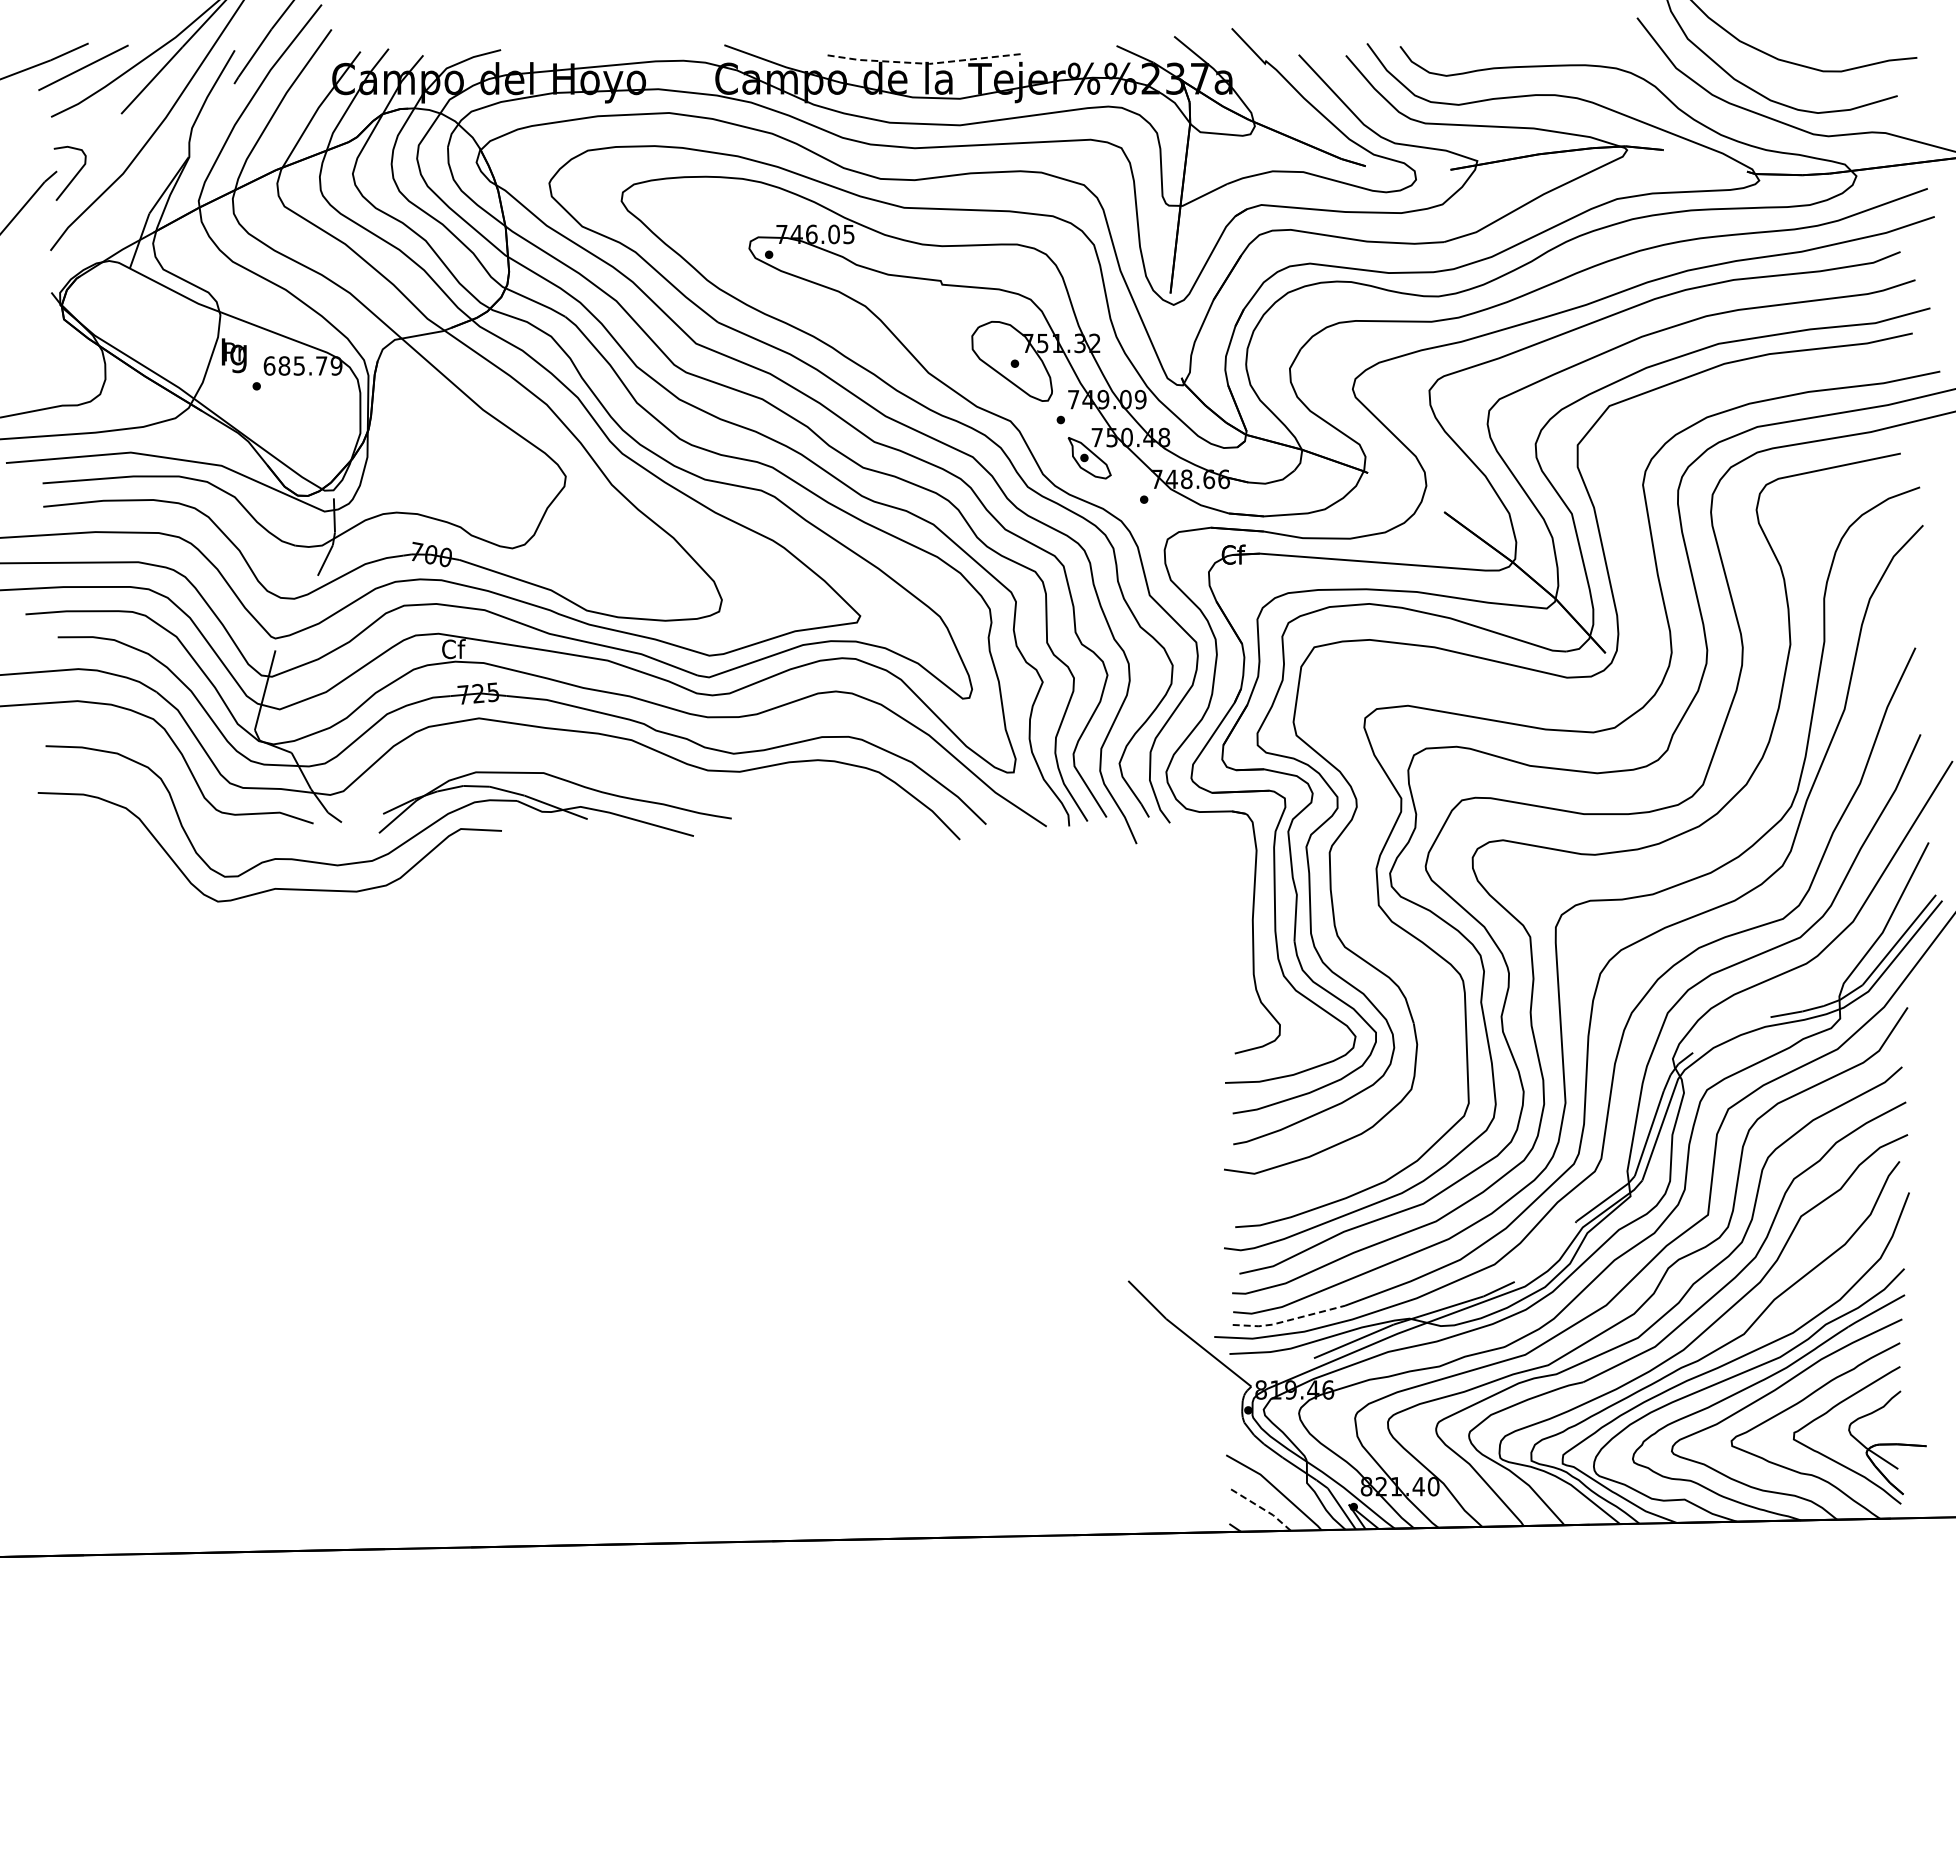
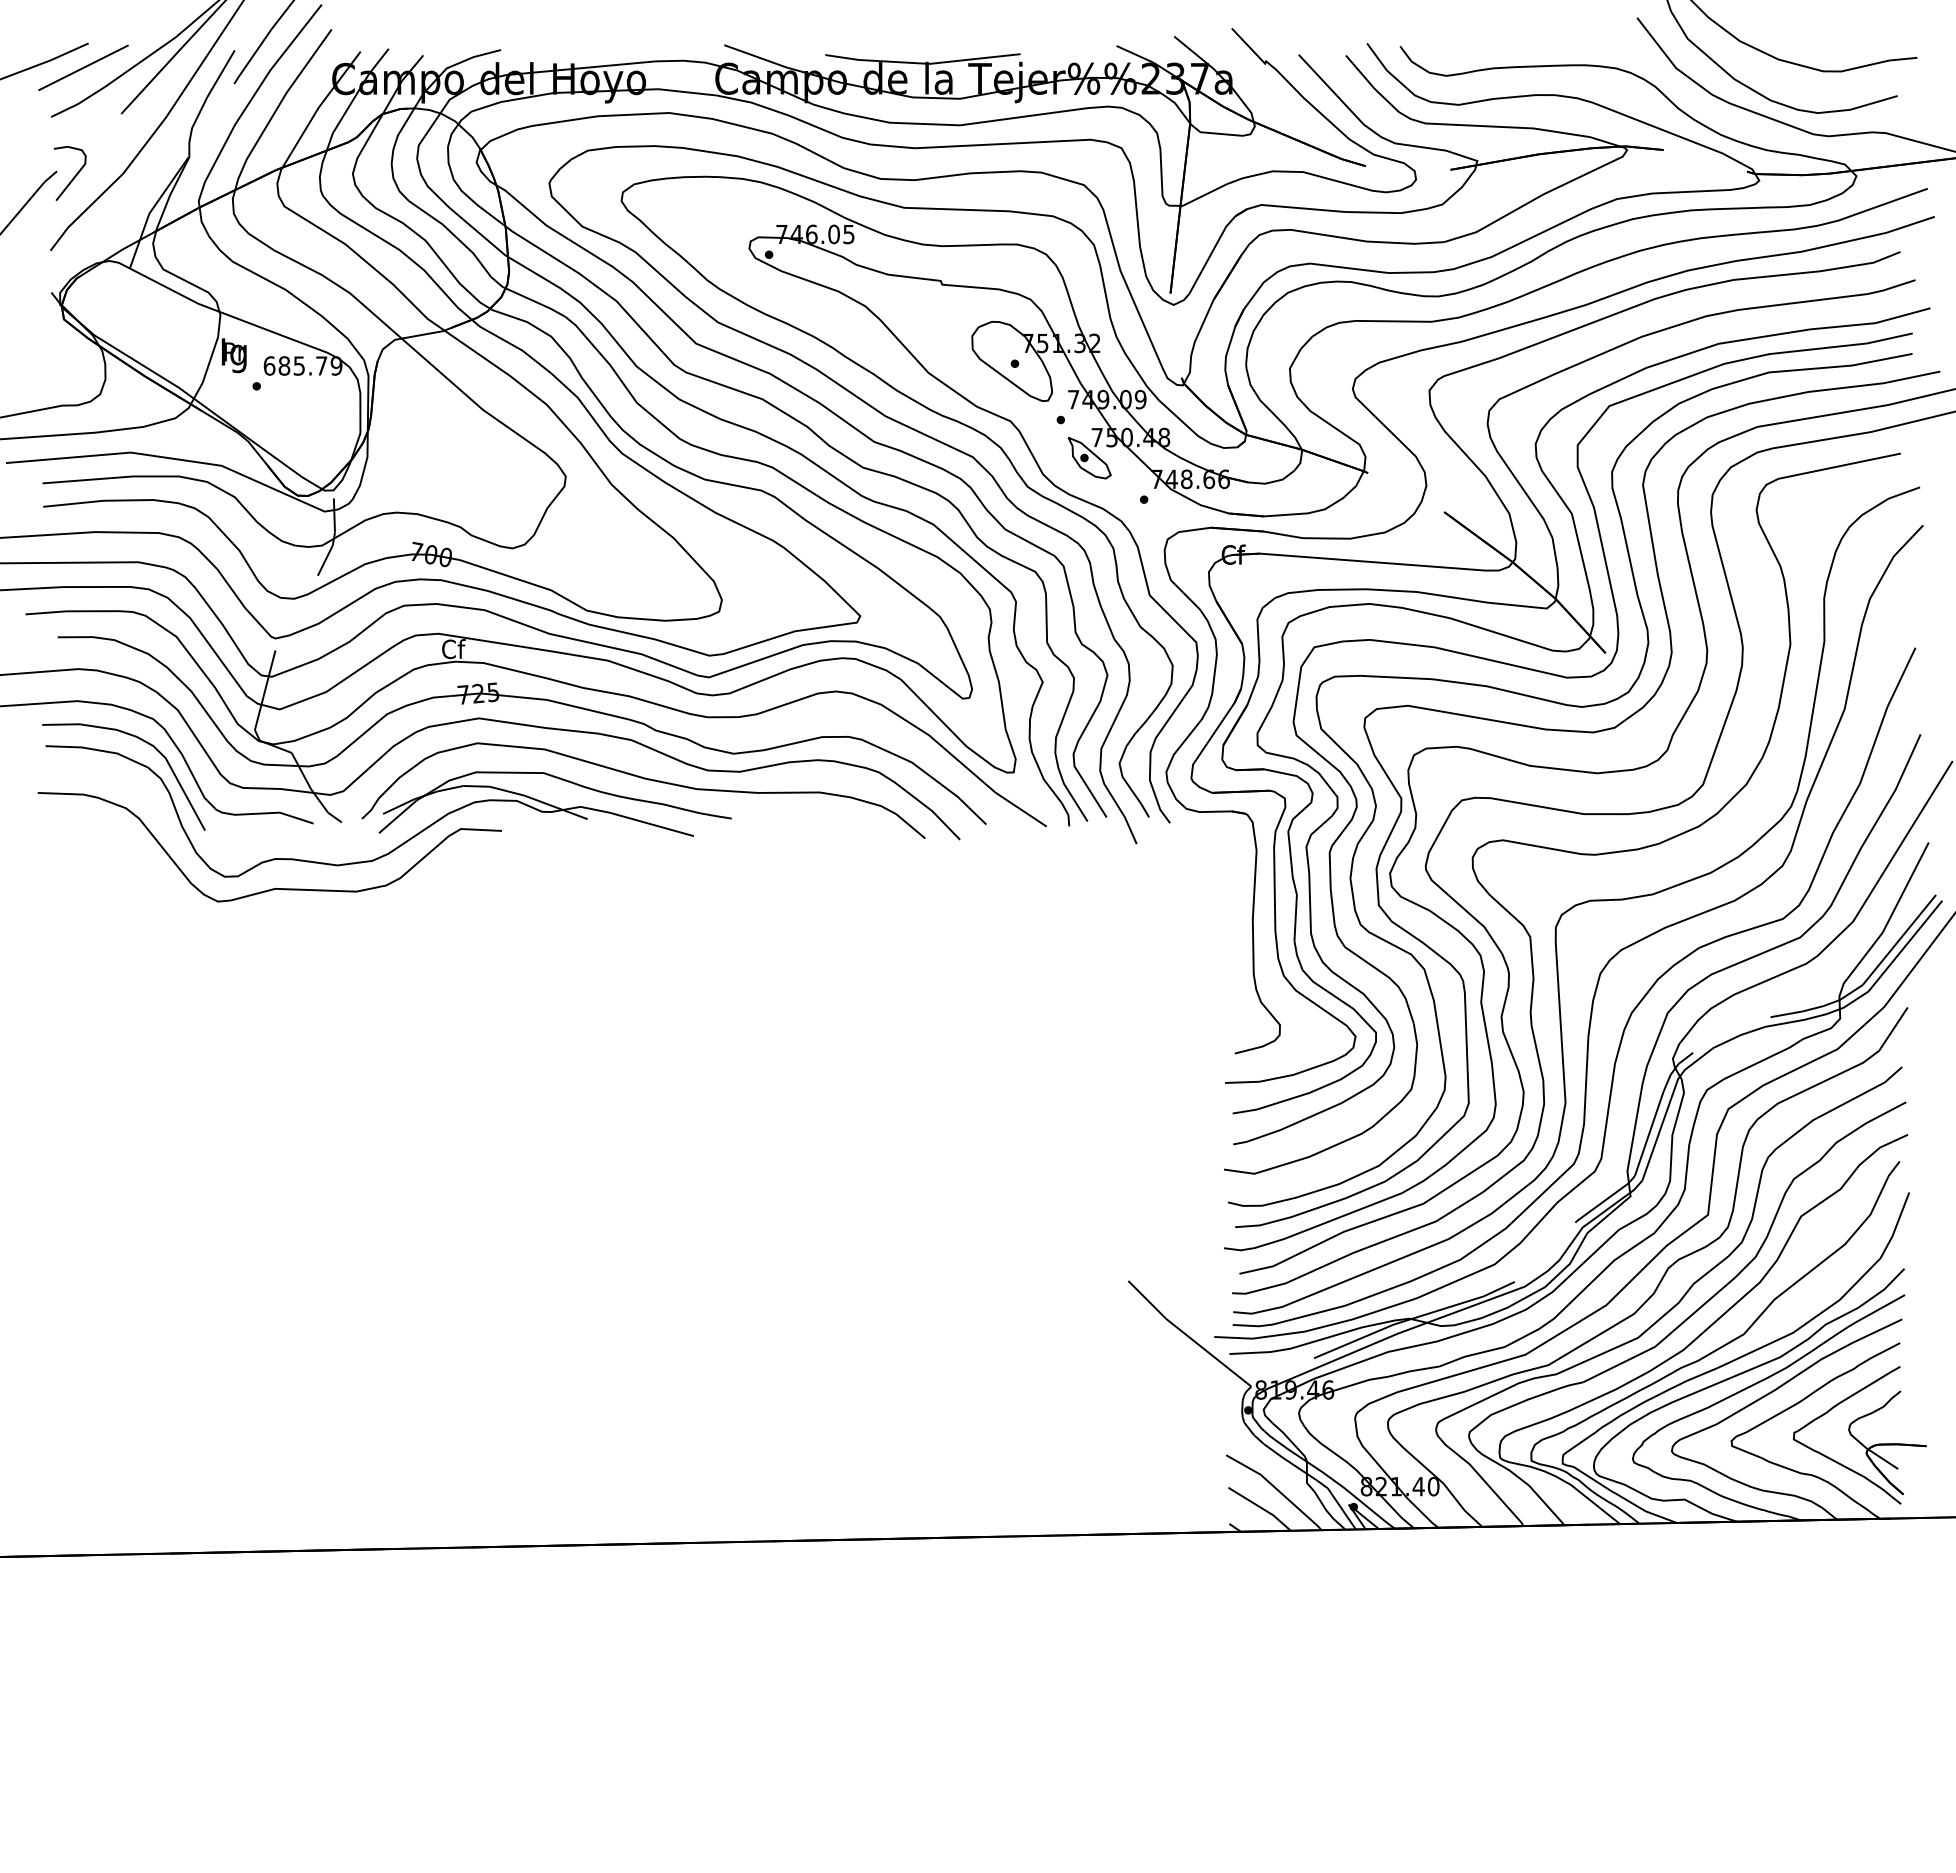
line: dashed -> solid (922, 63)
part: none -> present (1575, 707)
curve: none -> present (142, 741)
curve: none -> present (644, 779)
line: dashed -> solid (1288, 1320)
line: dashed -> solid (1261, 1507)
